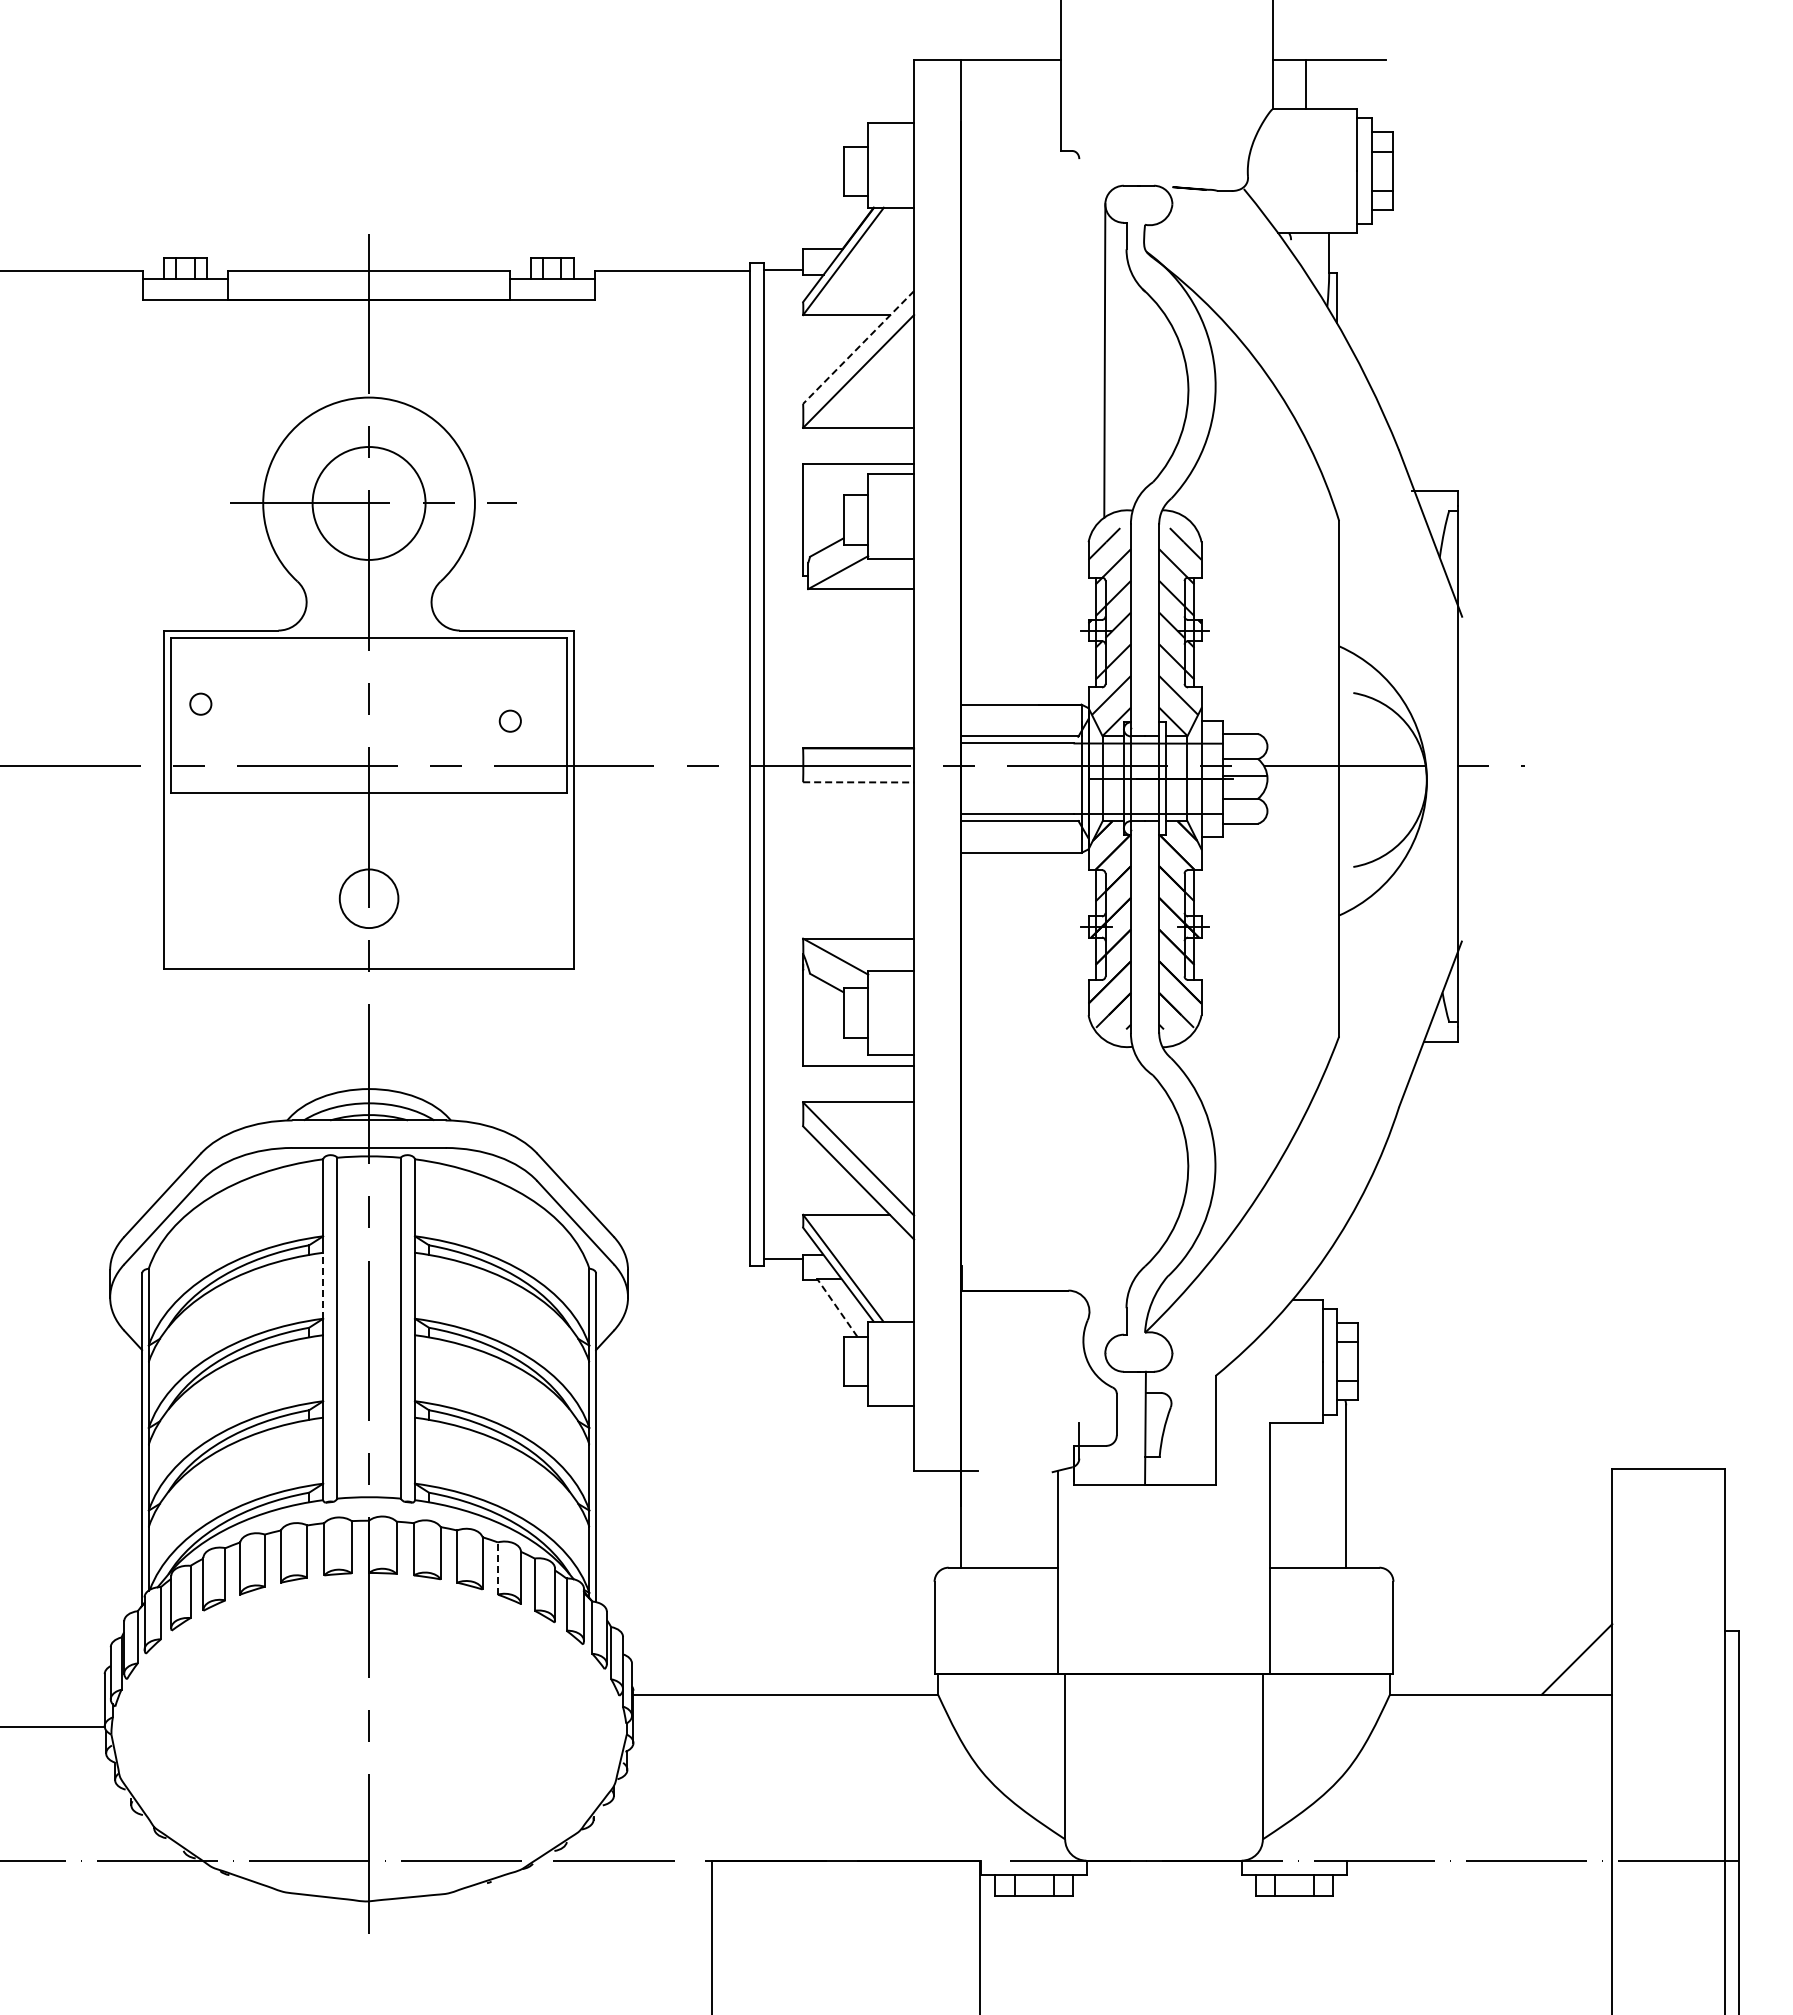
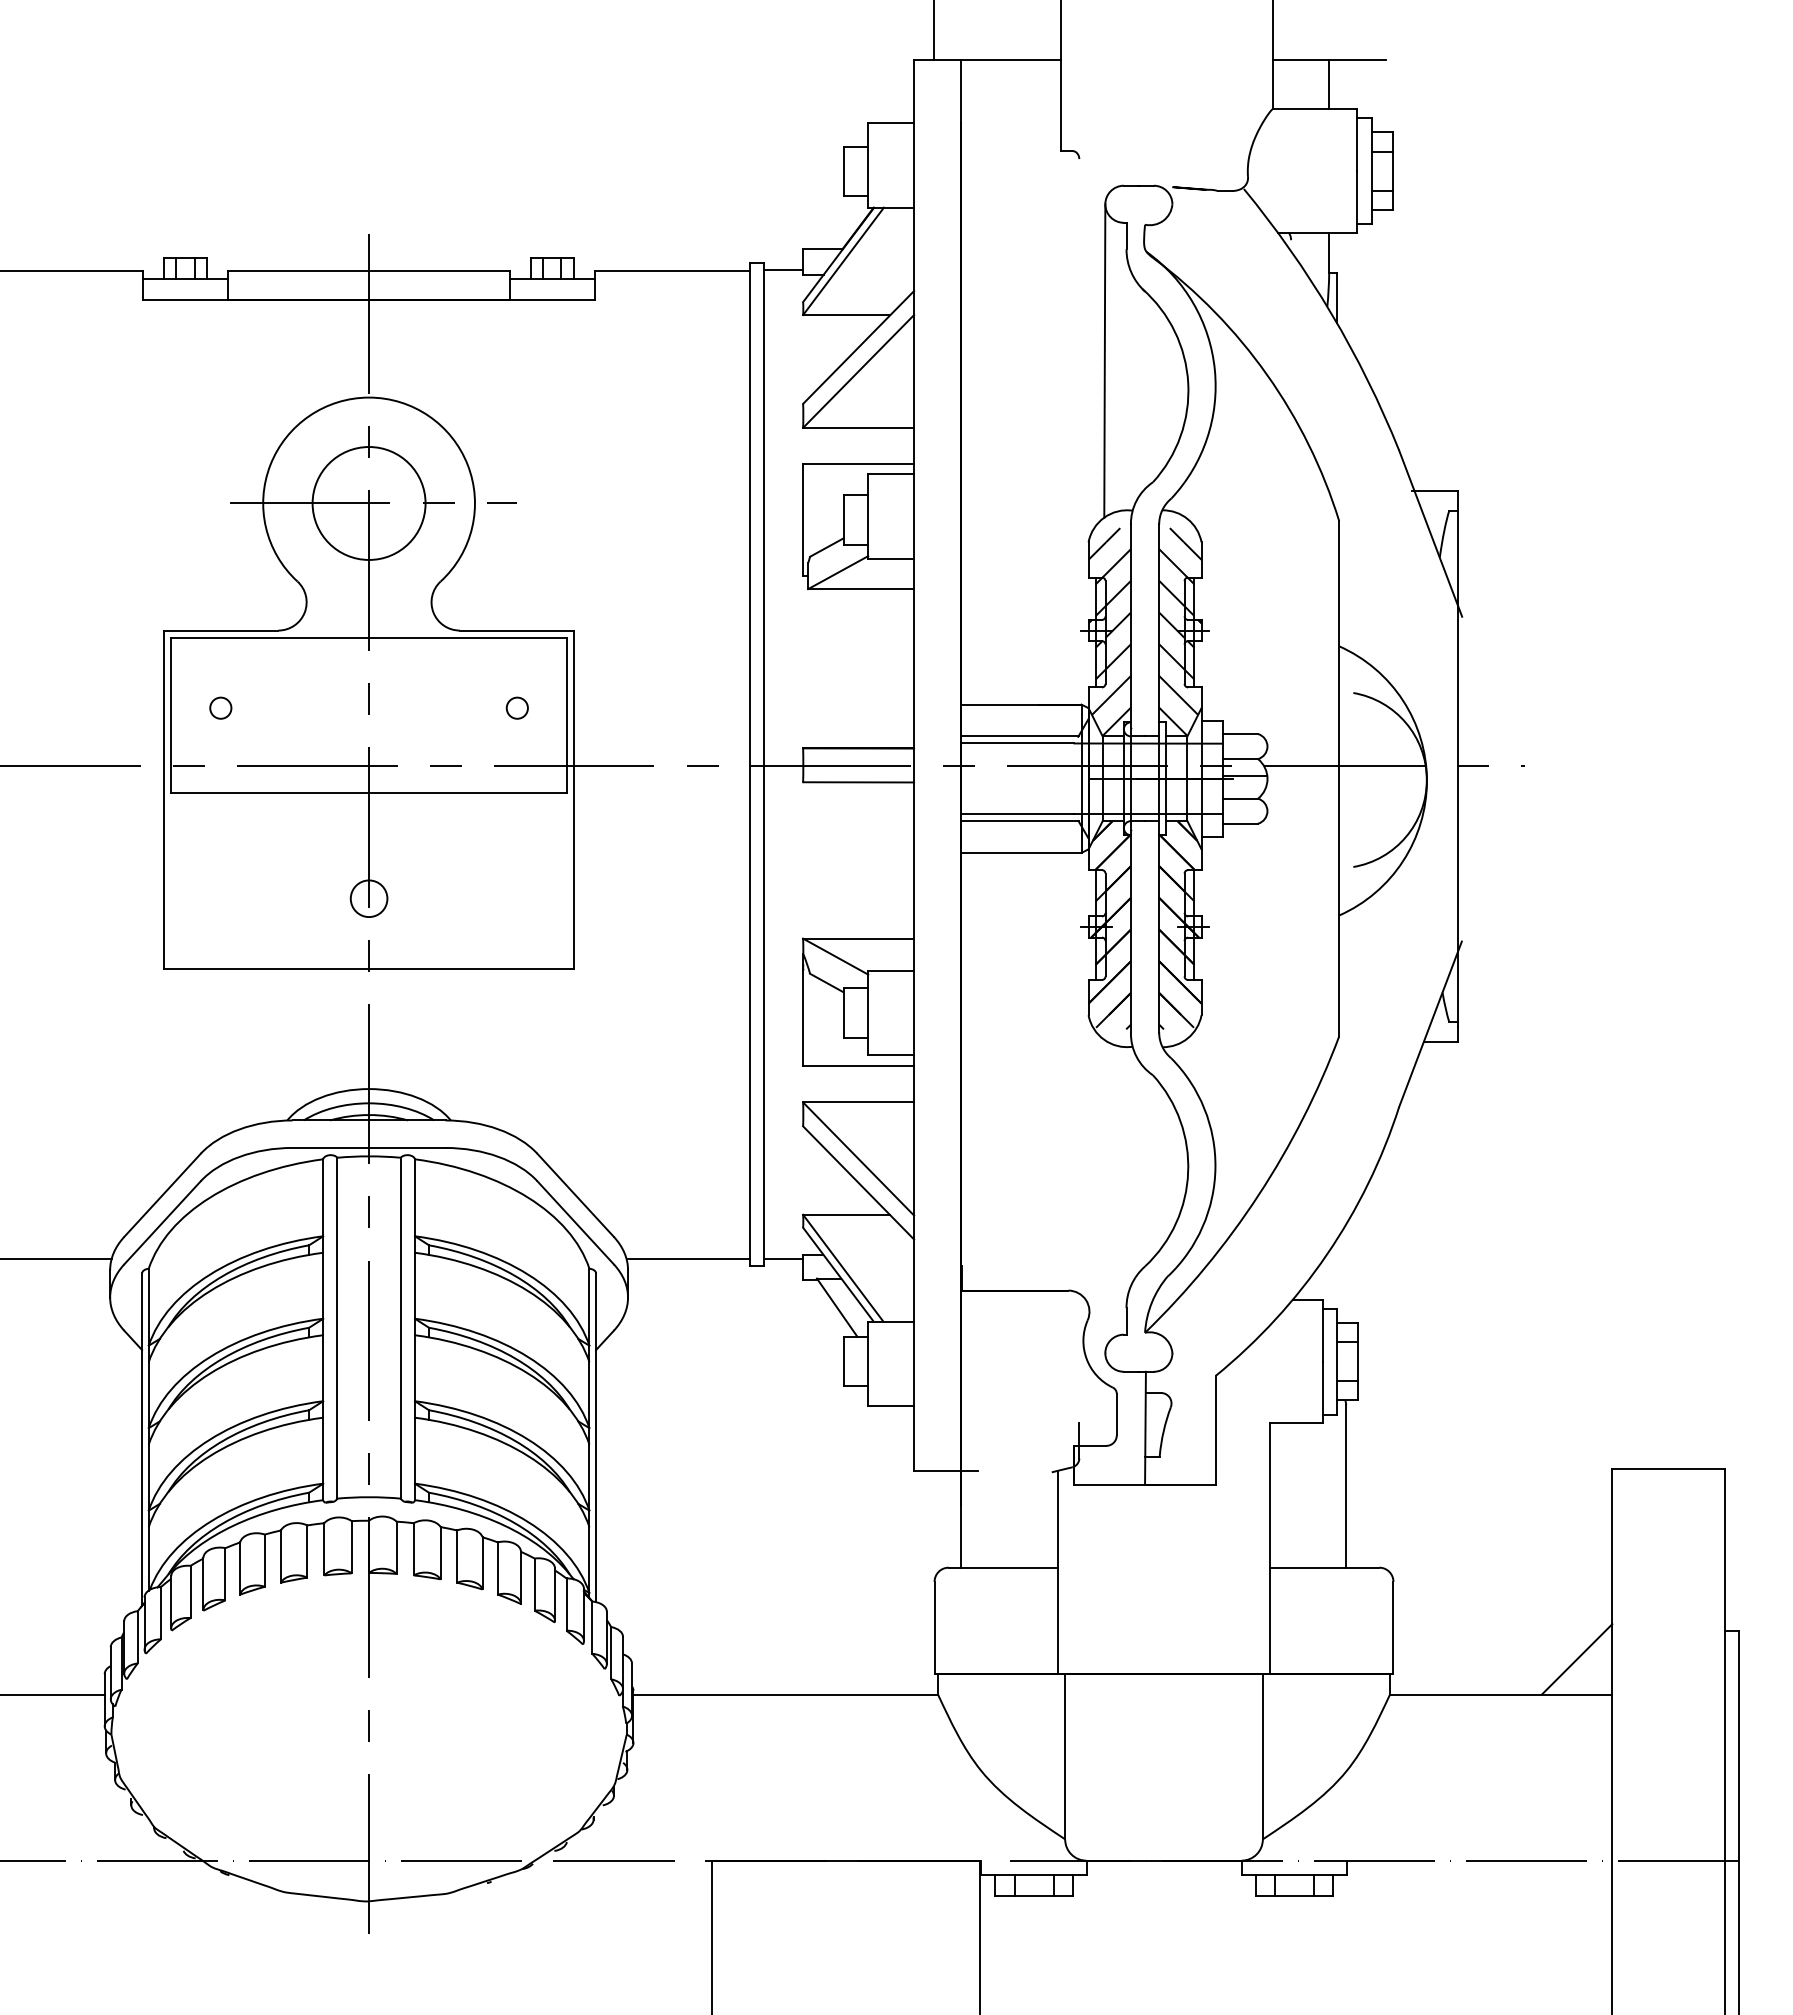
line: none -> present (933, 31)
line position: (1306, 84) -> (1329, 84) (1329, 84)
line: dashed -> solid (858, 347)
circle position: (200, 703) -> (220, 707) (220, 707)
circle position: (509, 720) -> (516, 707) (516, 707)
line: dashed -> solid (859, 782)
circle diameter: 59 px -> 37 px (368, 898)
line: none -> present (56, 1258)
line: none -> present (688, 1258)
line: dashed -> solid (323, 1285)
line: dashed -> solid (836, 1307)
line: dashed -> solid (497, 1568)
line position: (53, 1726) -> (53, 1694) (53, 1694)
